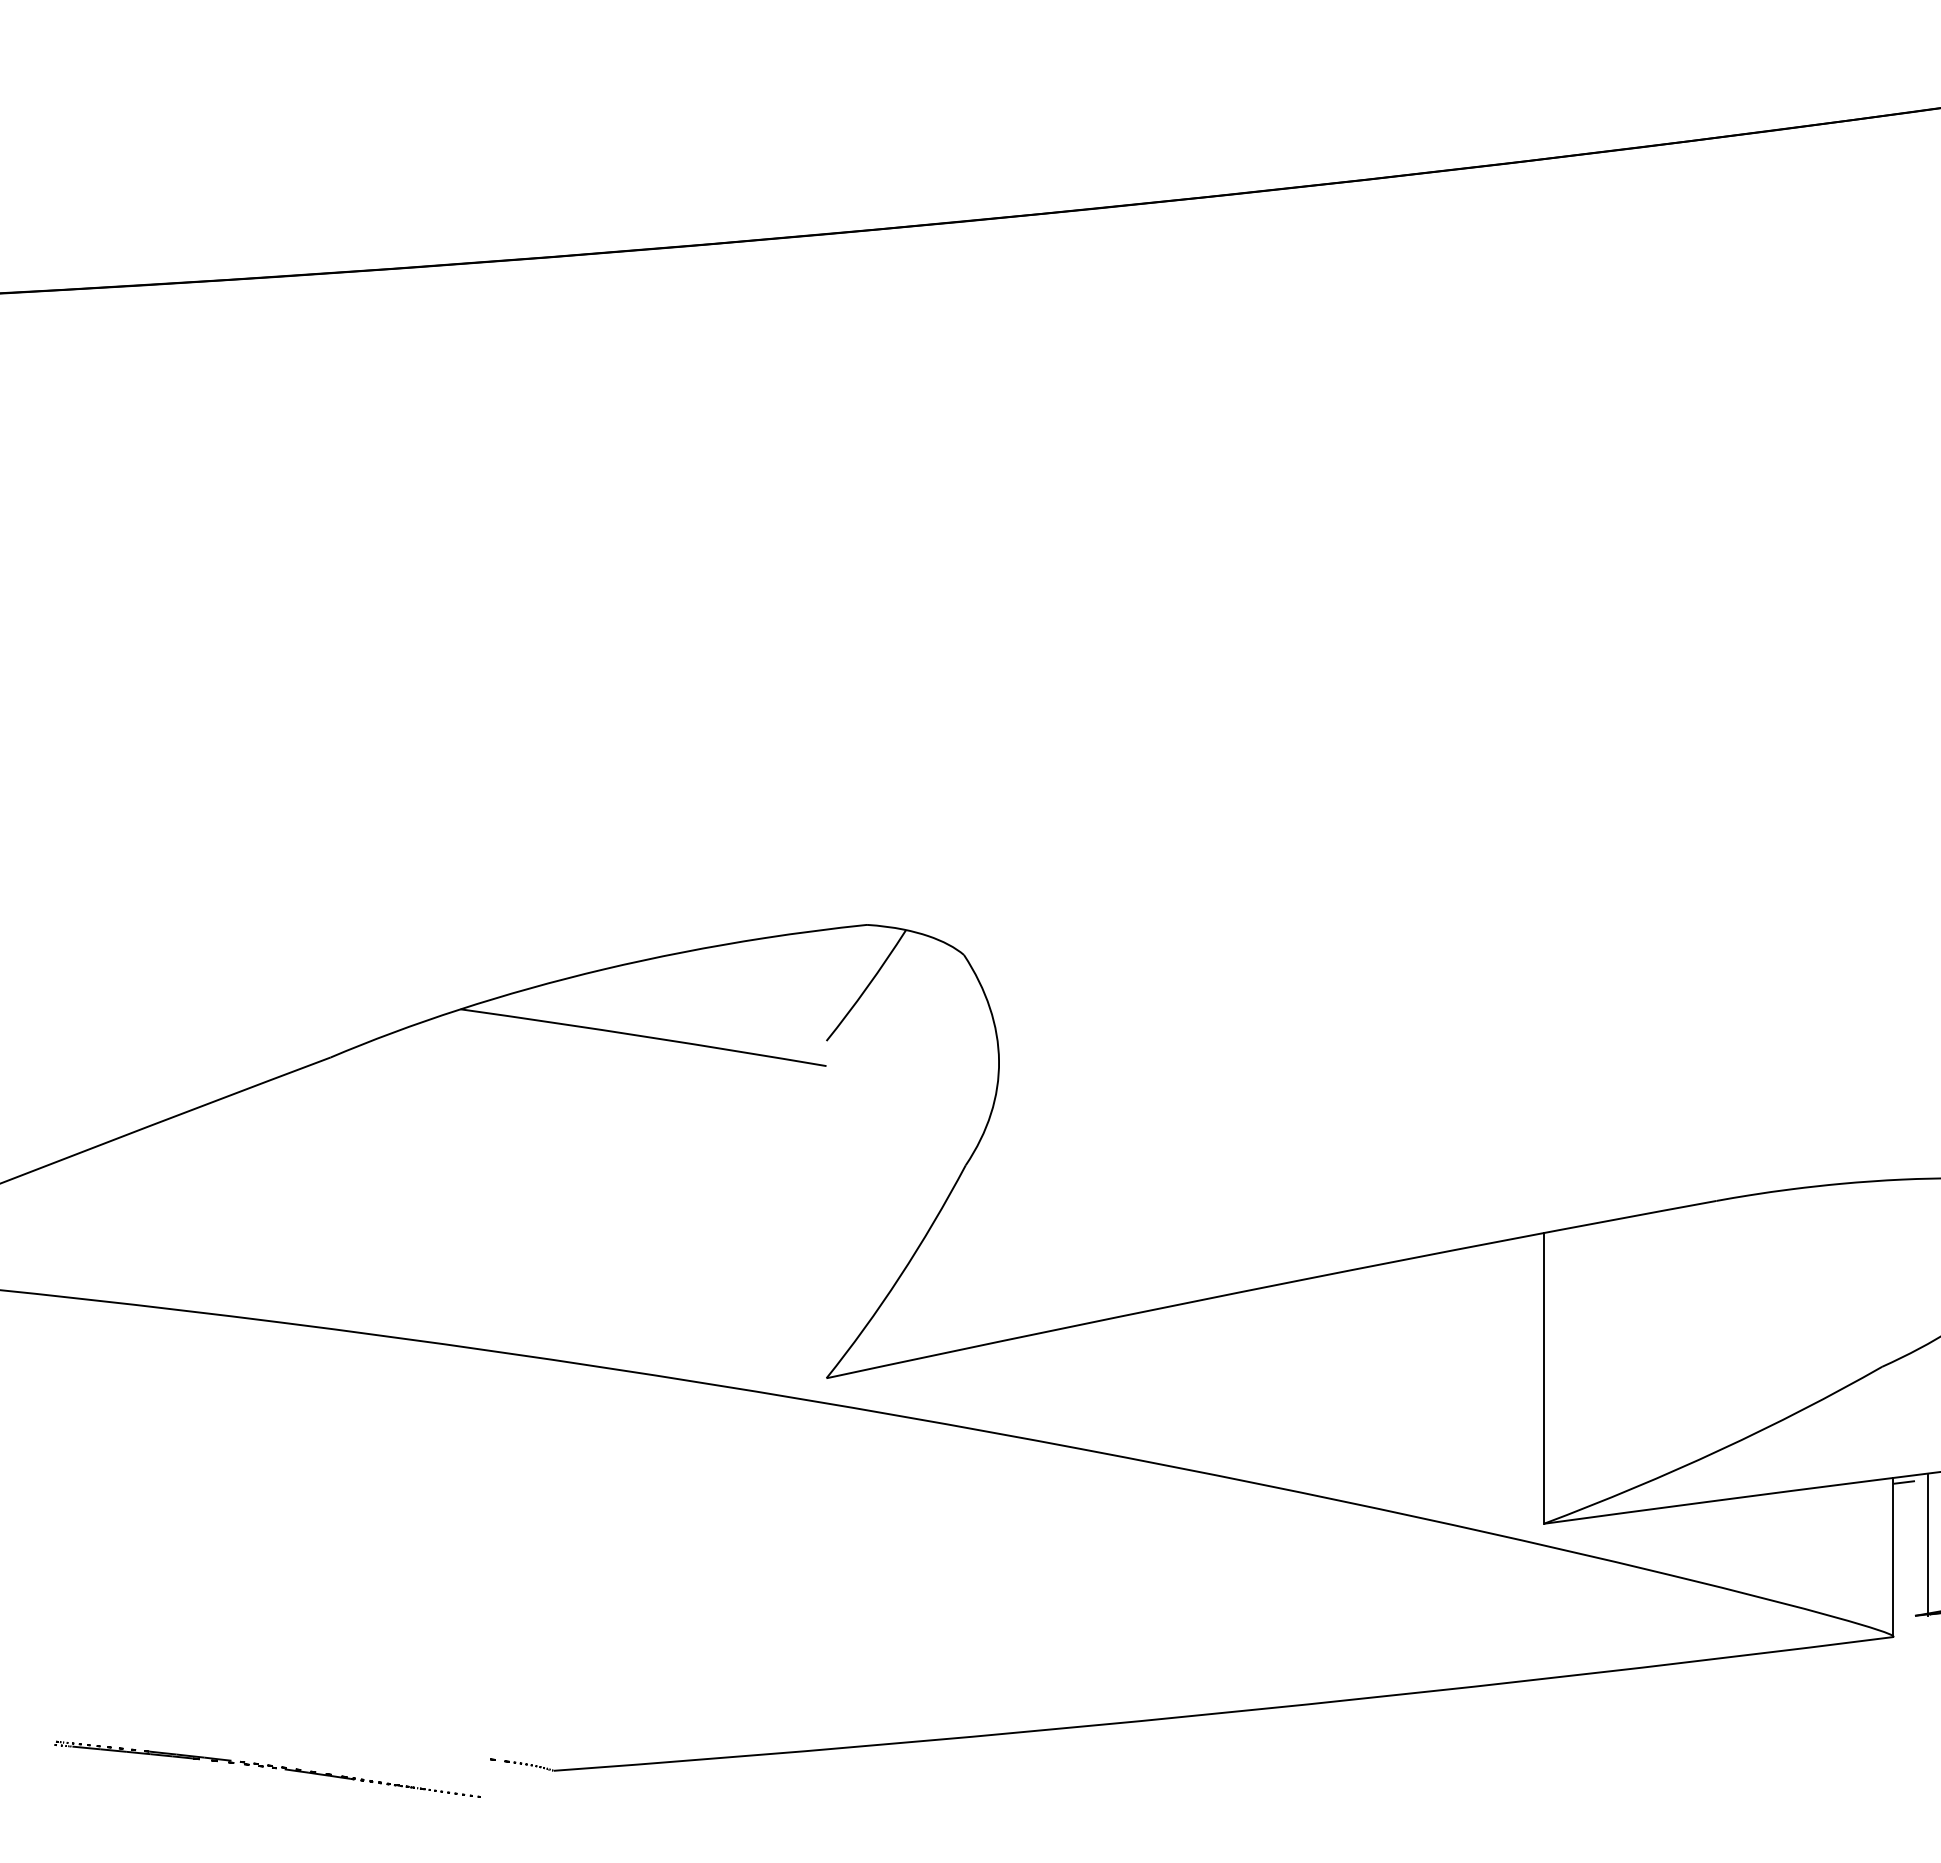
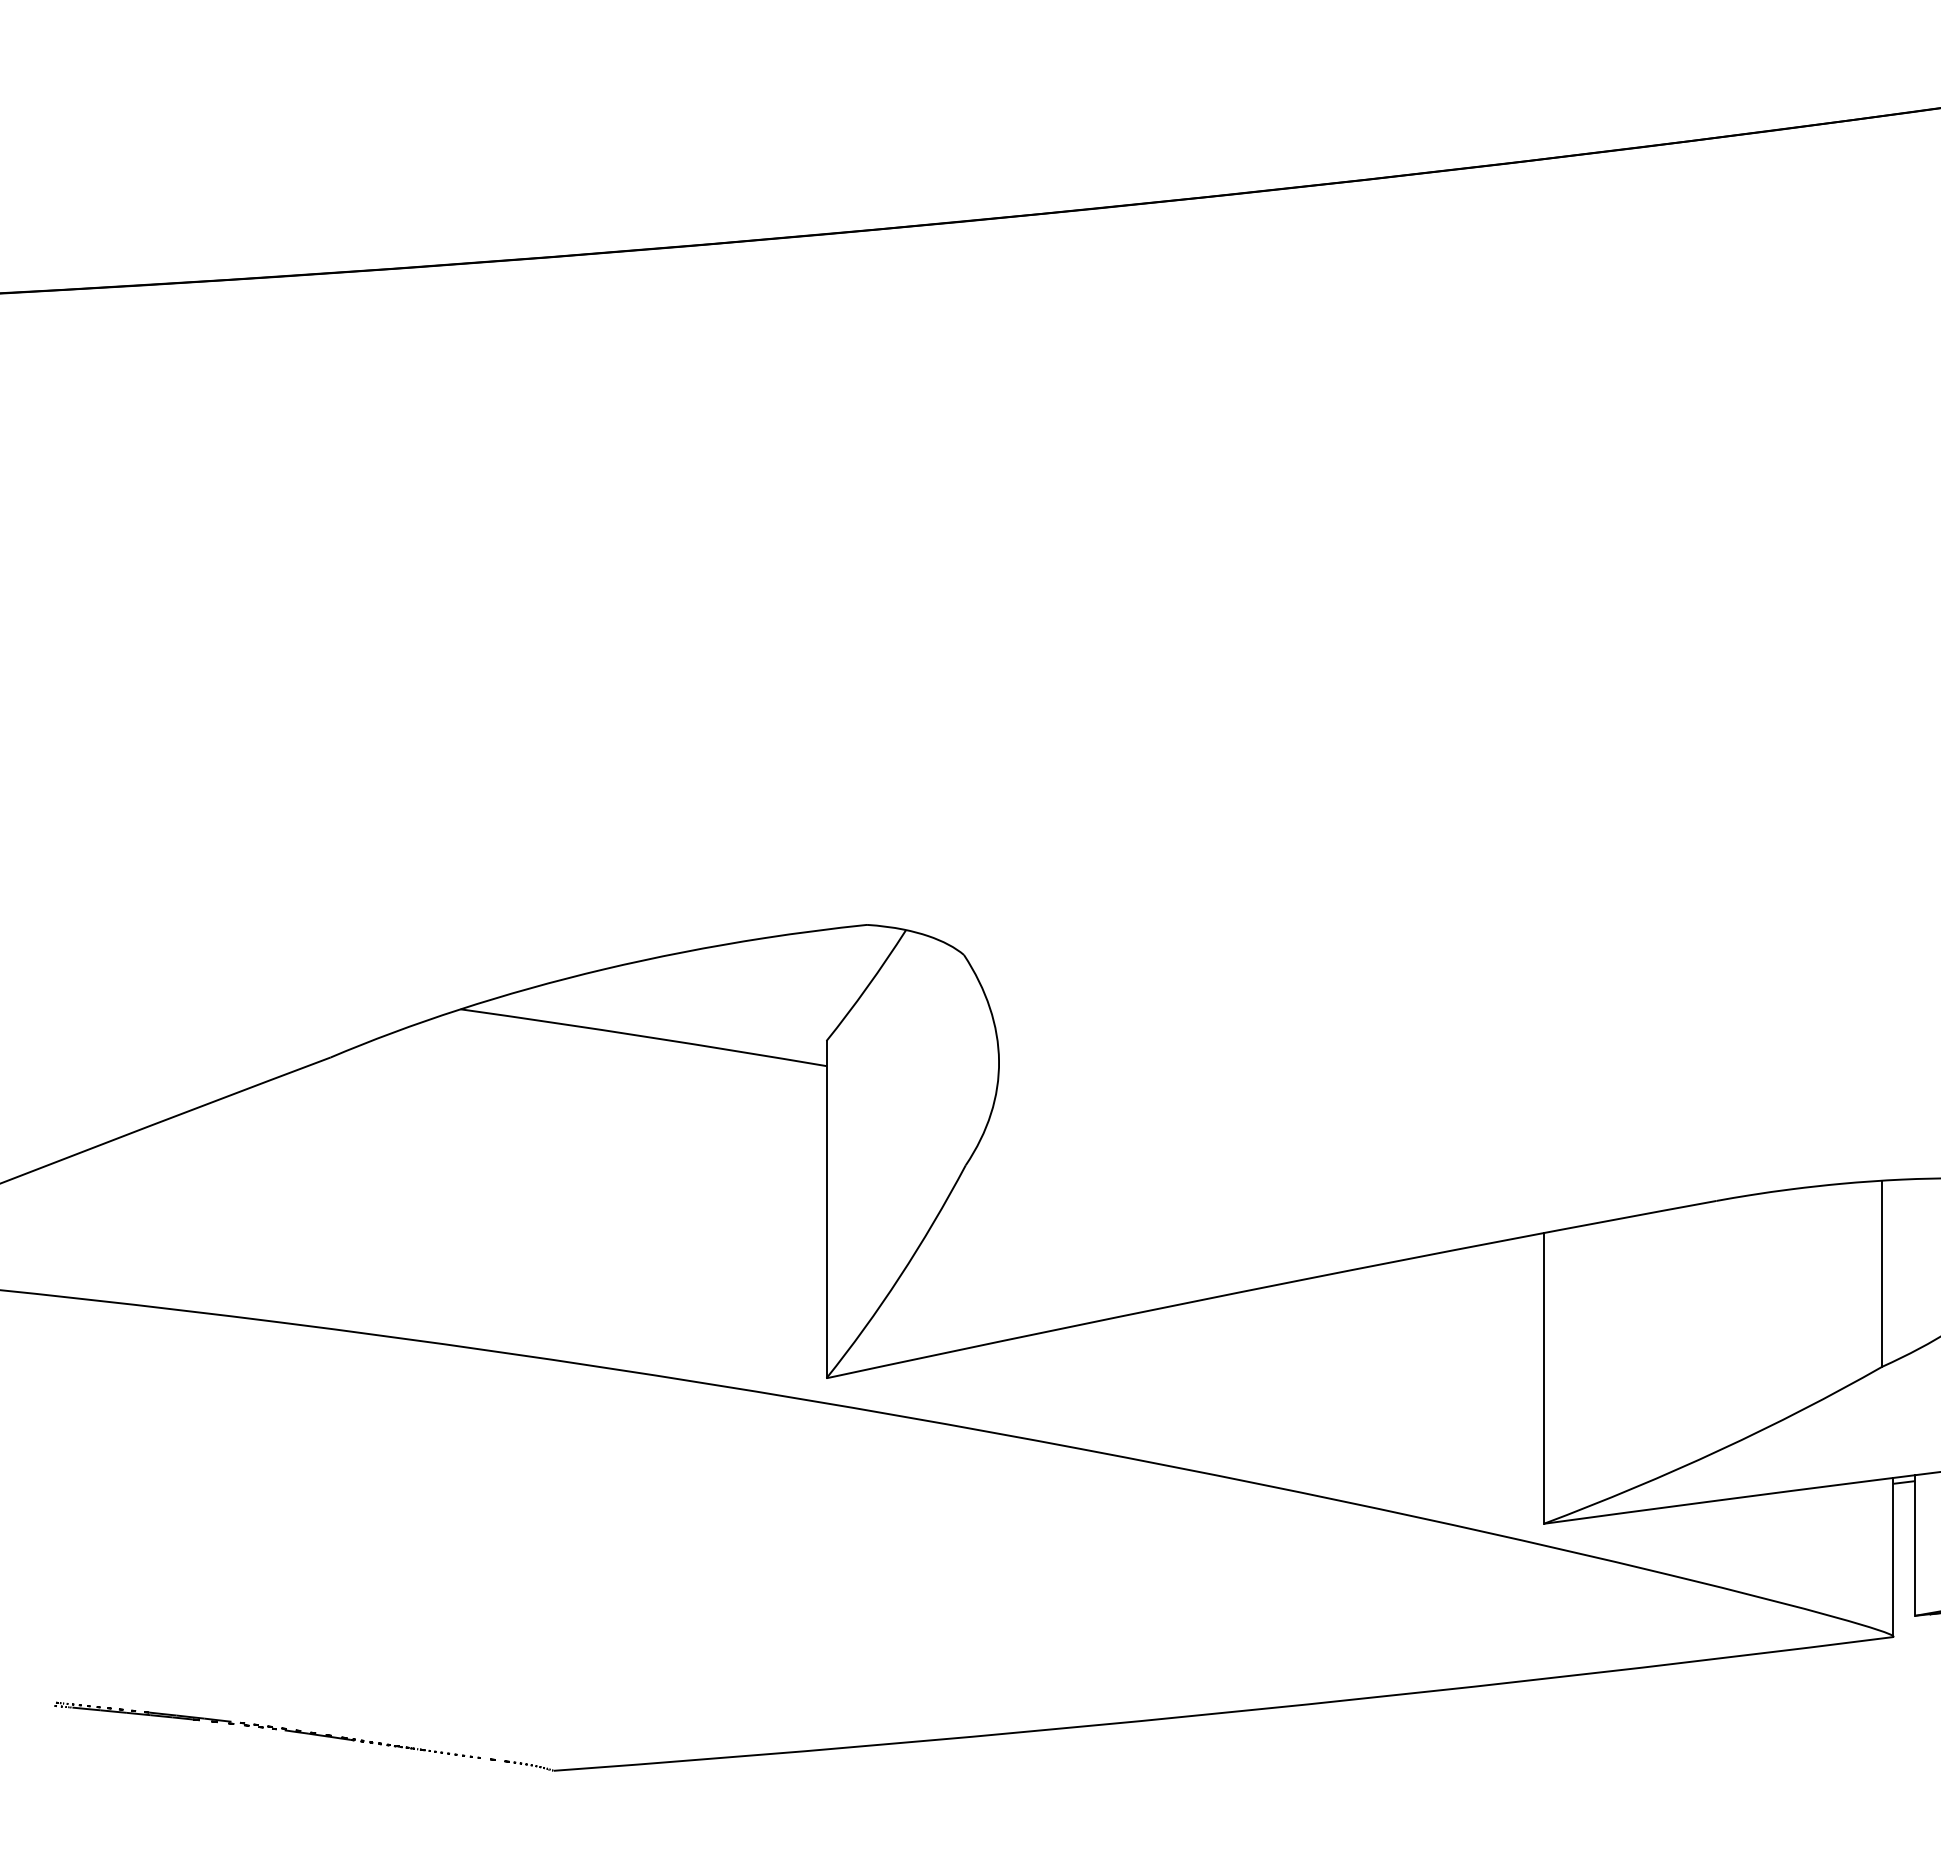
line: none -> present (826, 1209)
line: none -> present (1882, 1273)
line position: (1927, 1545) -> (1914, 1545) (1914, 1545)
part position: (267, 1768) -> (267, 1729) (267, 1729)
